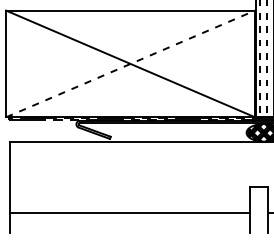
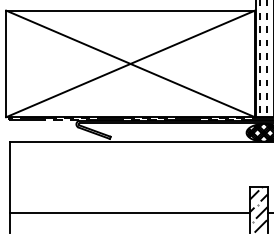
line: dashed -> solid (131, 63)
hatch: none -> present (258, 209)
